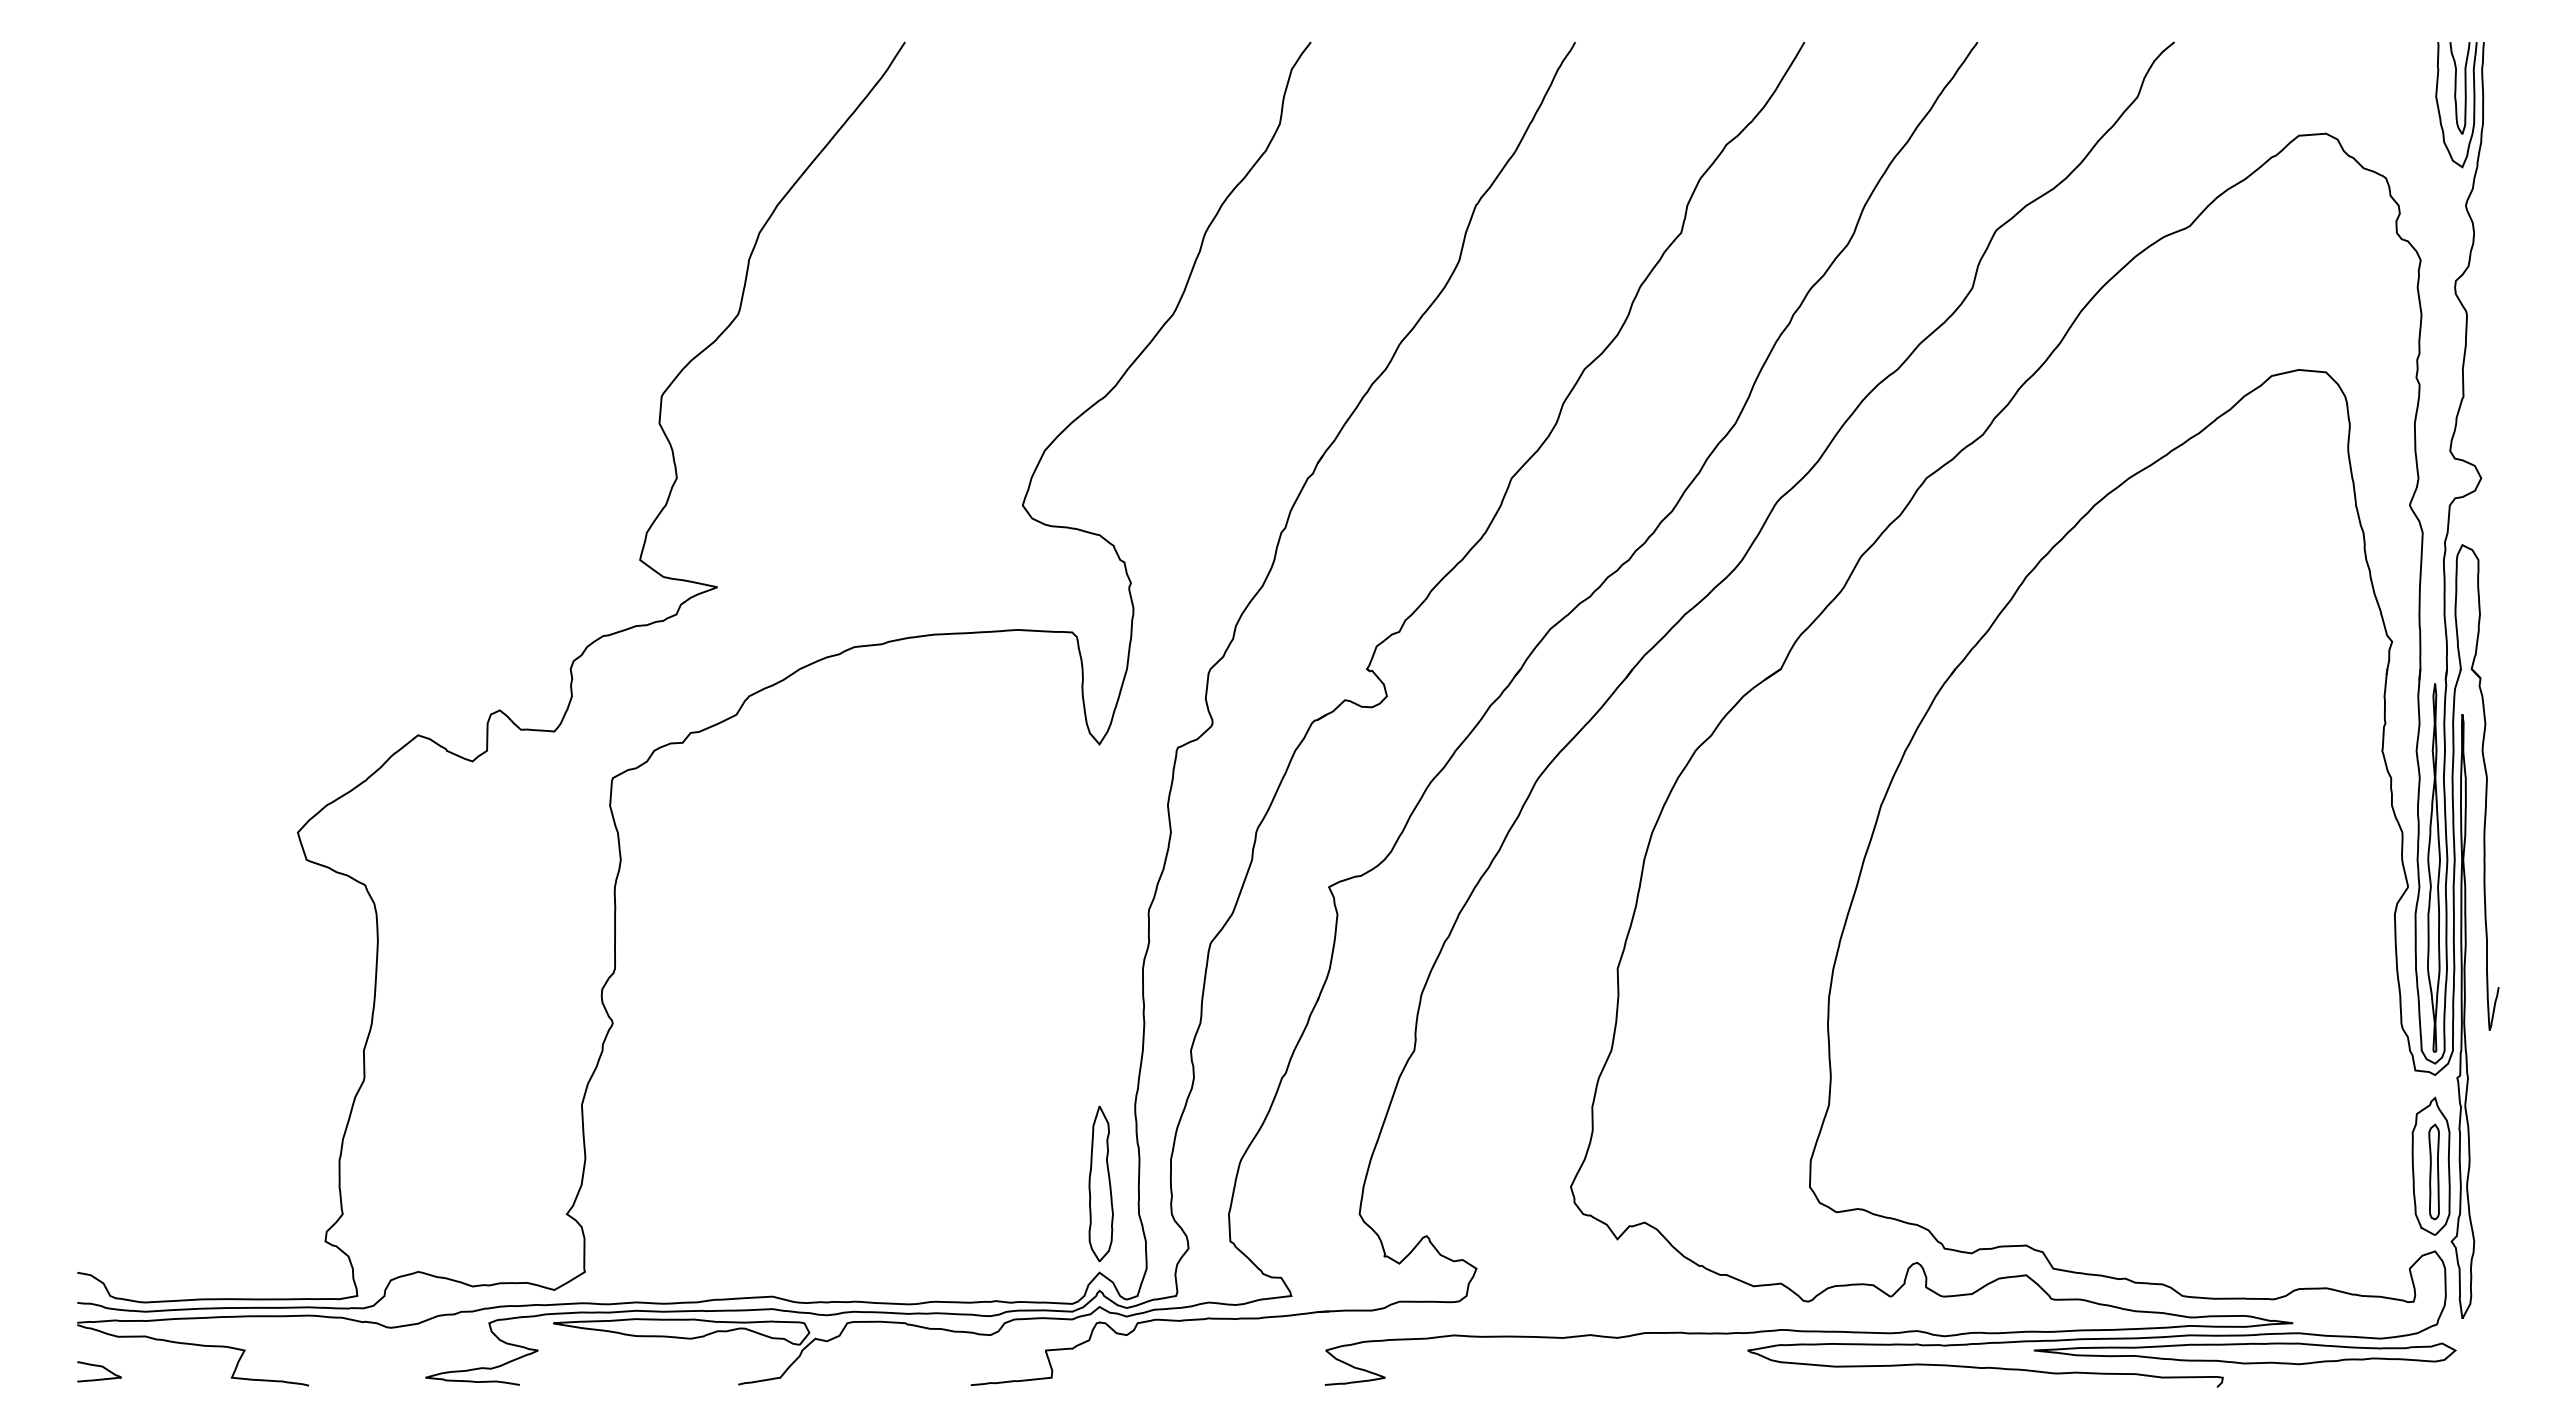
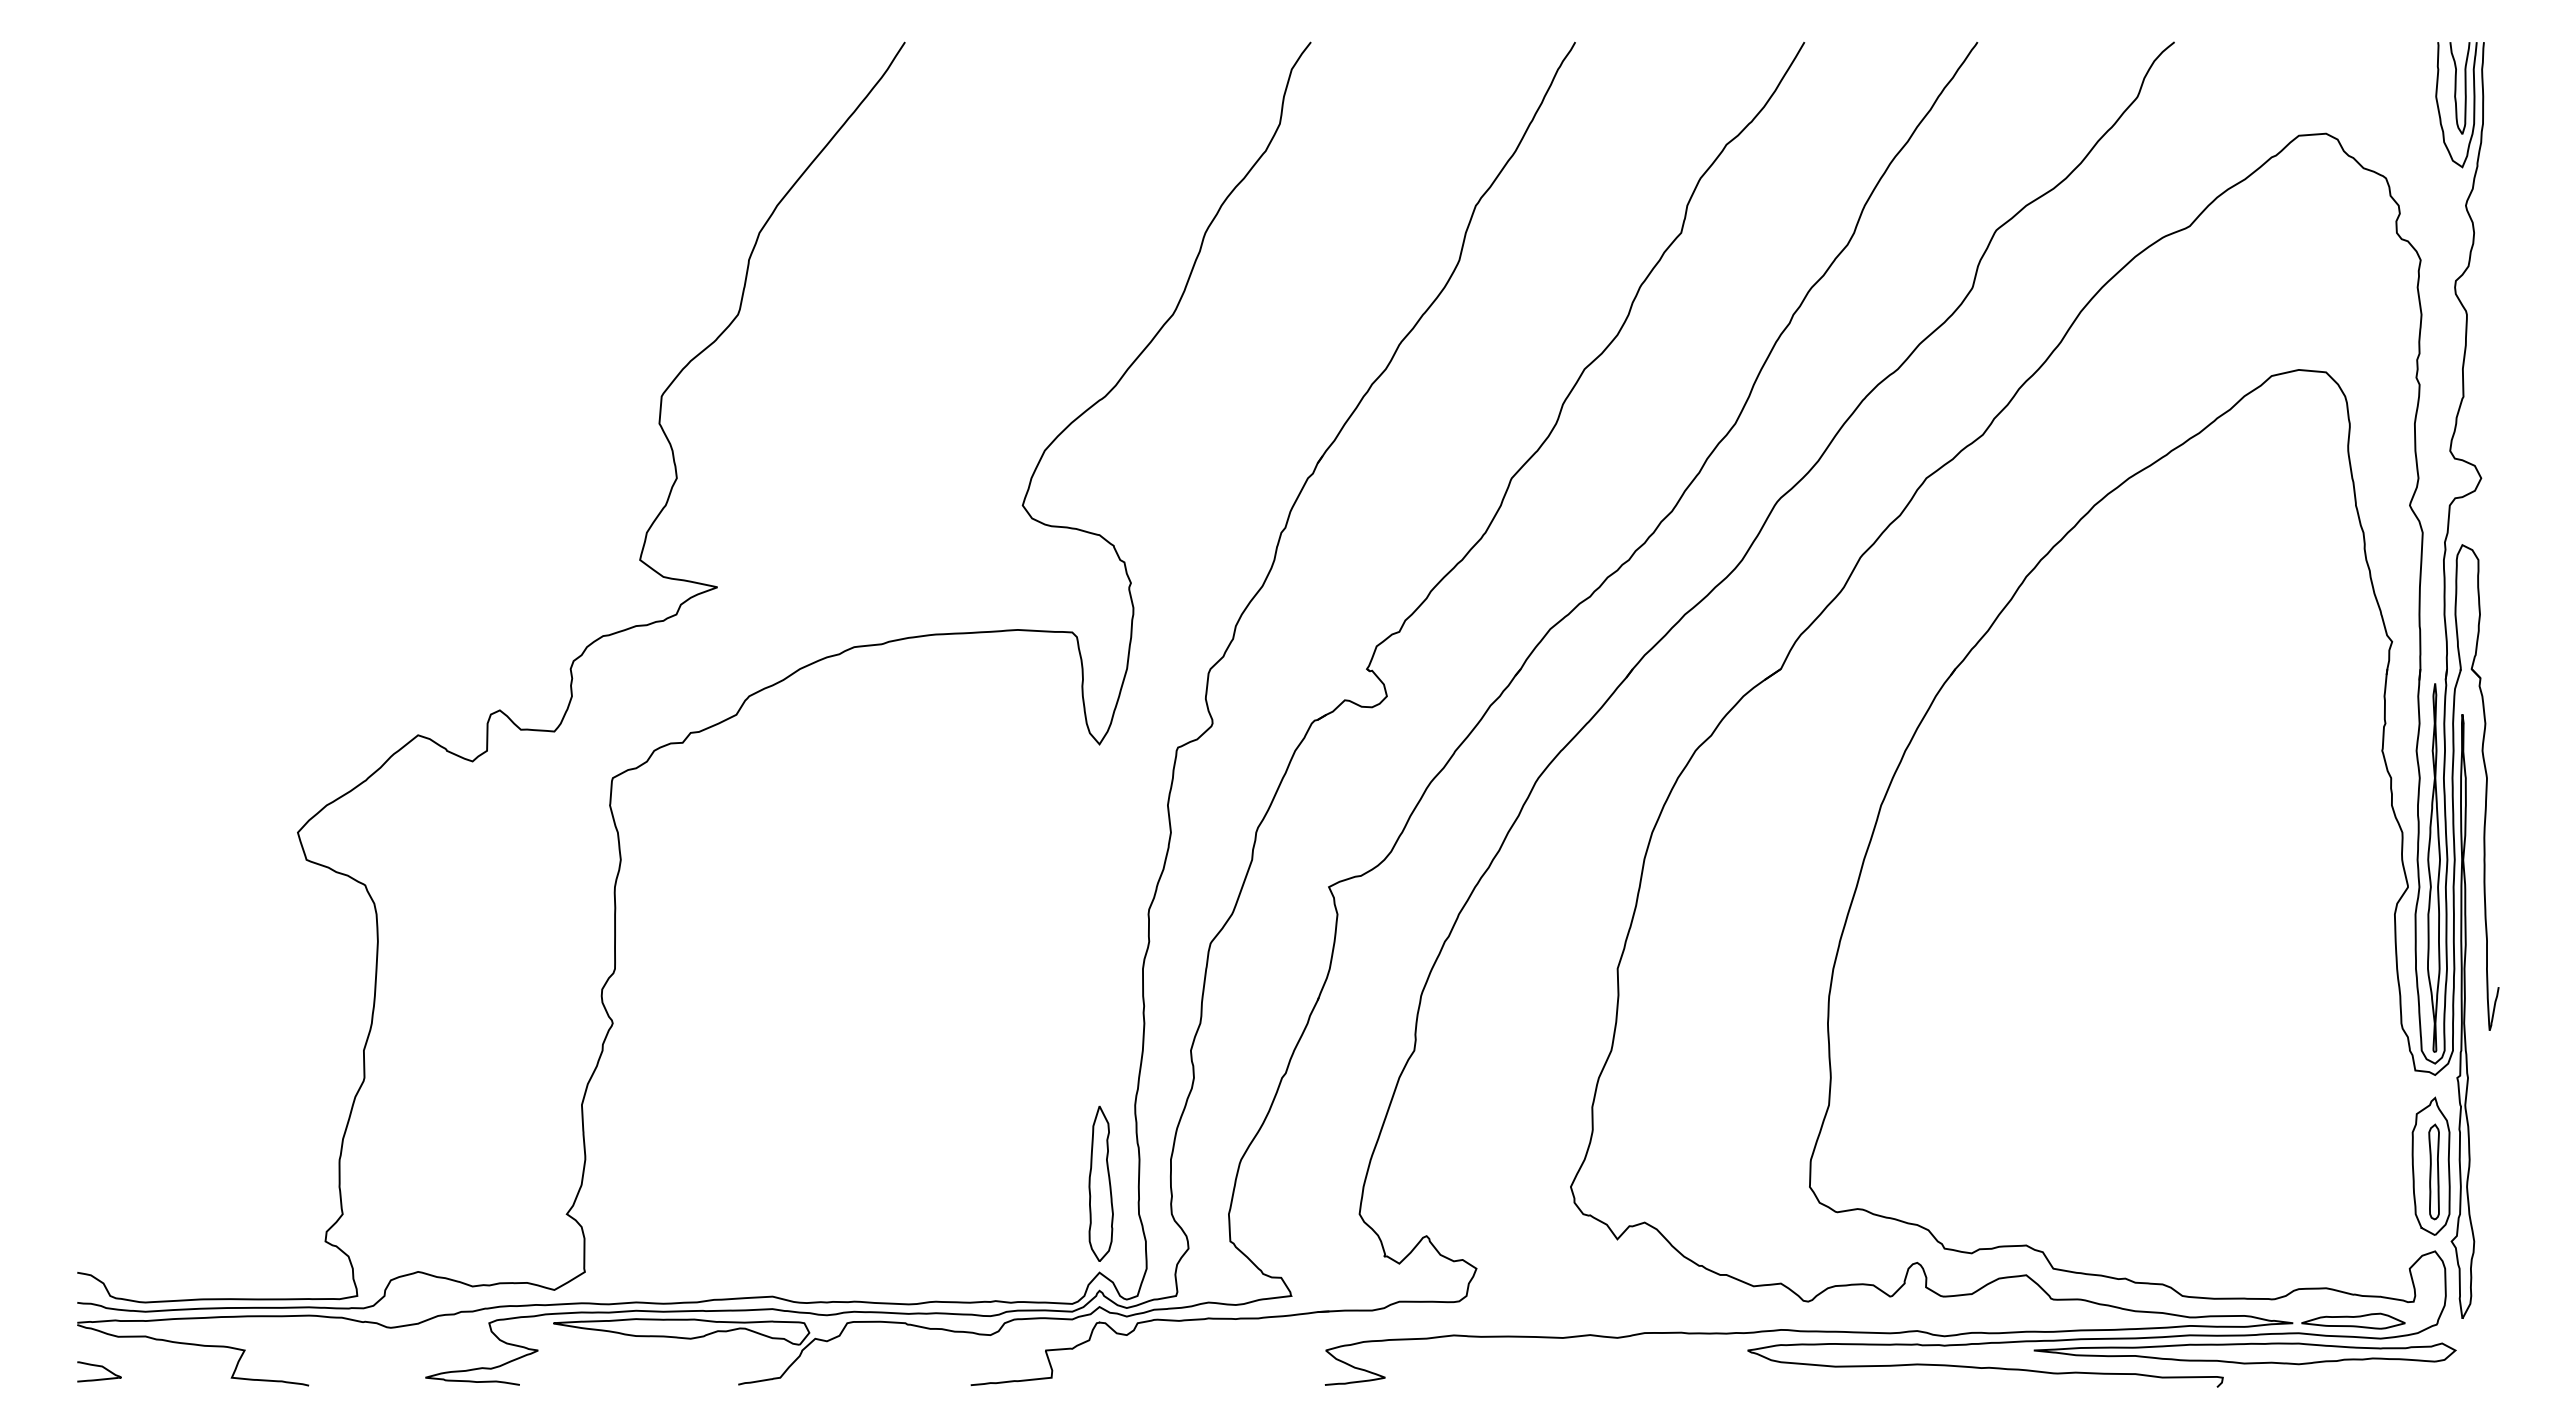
part: none -> present (2353, 1320)
